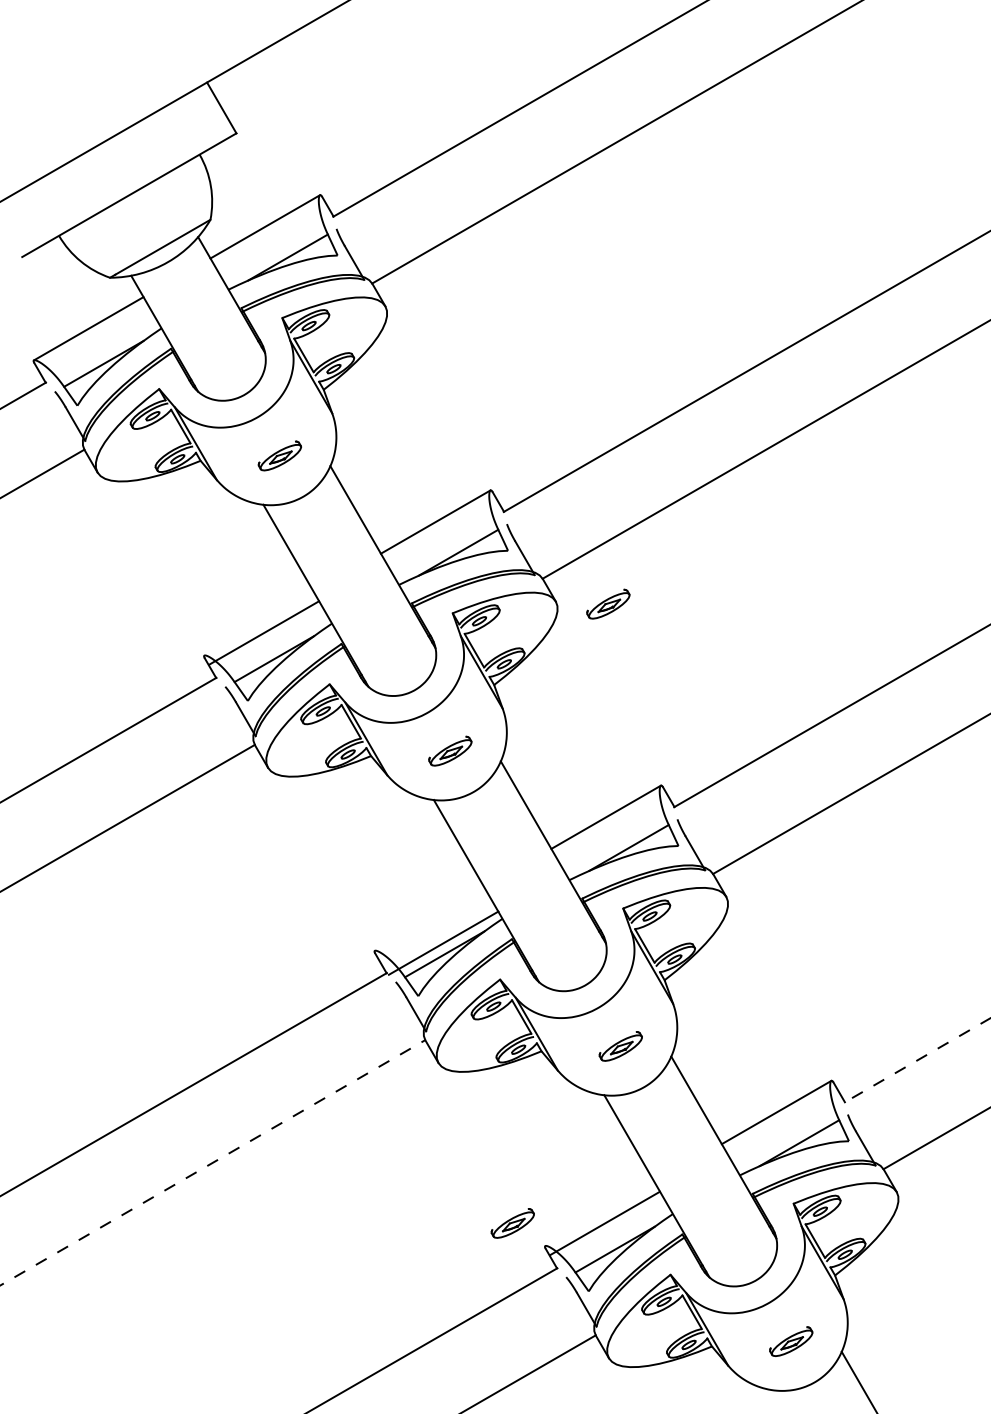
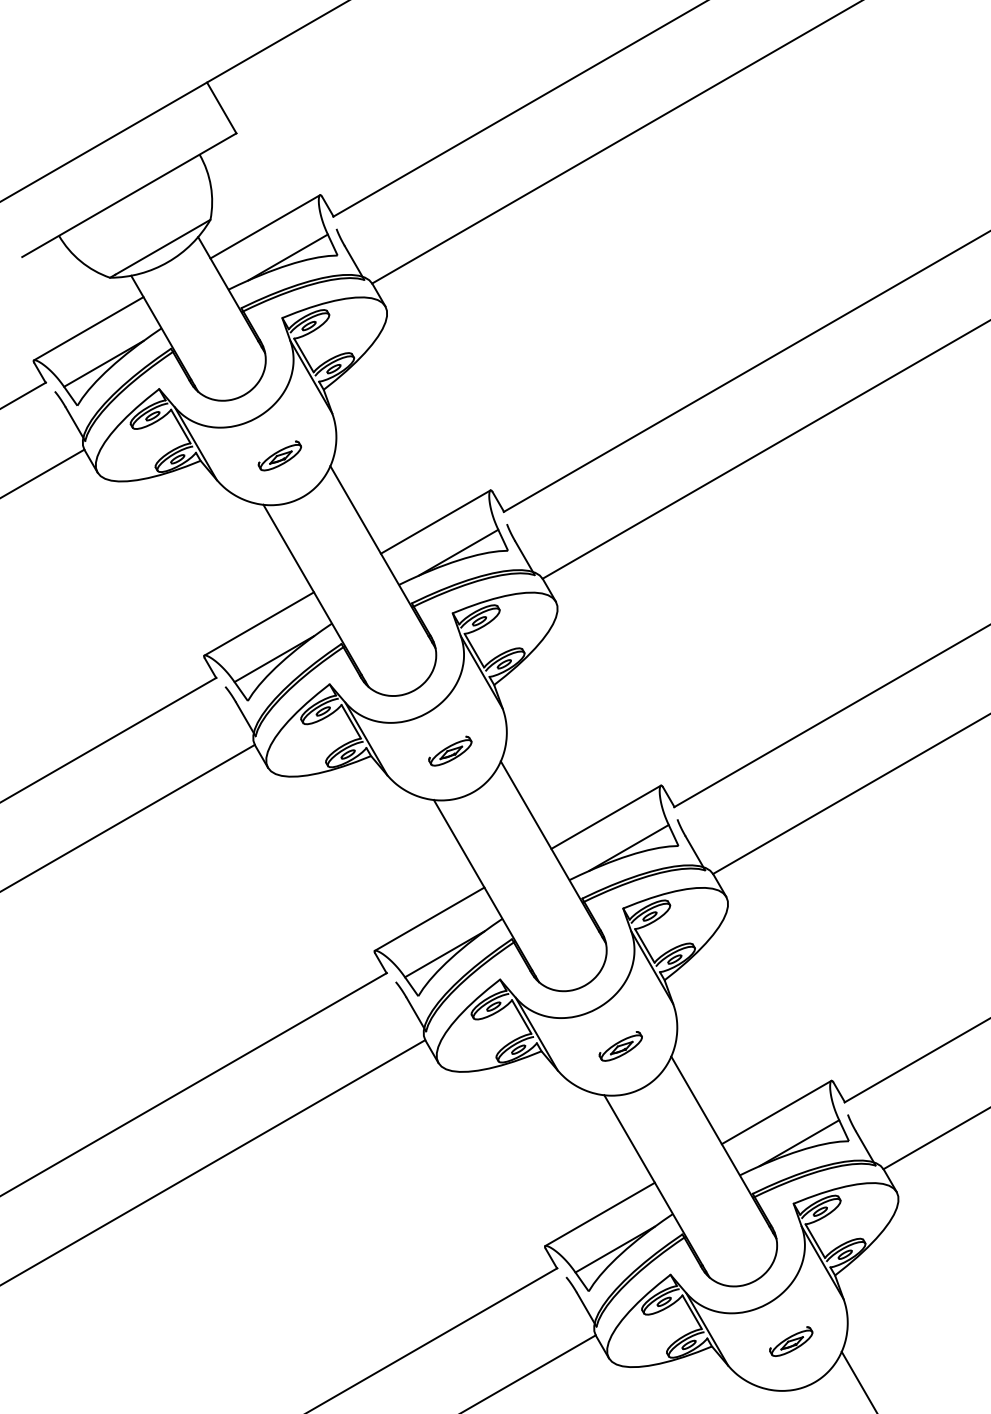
part: present -> none (608, 603)
line position: (264, 632) -> (259, 623) (259, 623)
line position: (443, 942) -> (429, 918) (429, 918)
line: dashed -> solid (917, 1060)
line: dashed -> solid (213, 1162)
part: present -> none (512, 1223)
line position: (604, 1223) -> (599, 1214) (599, 1214)
